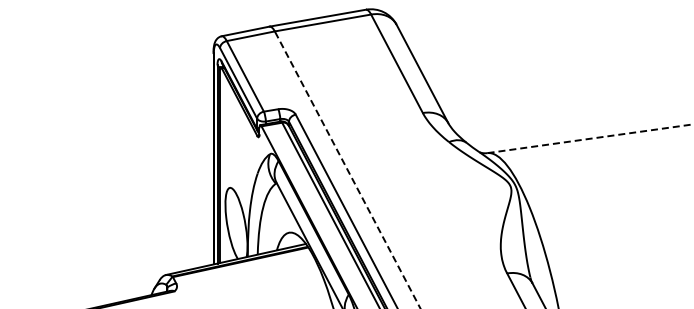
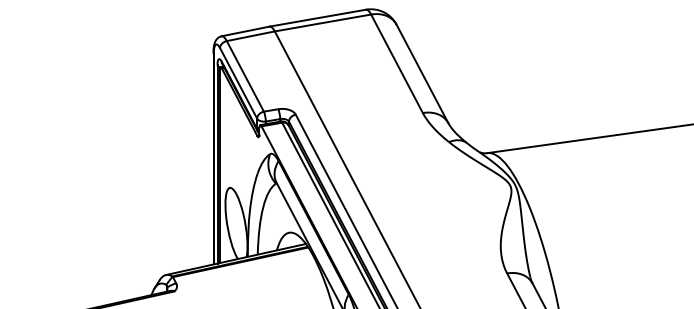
line: dashed -> solid (590, 138)
line: dashed -> solid (347, 169)
